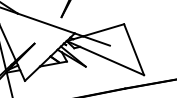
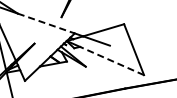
line: solid -> dashed (46, 23)
line: solid -> dashed (112, 61)
